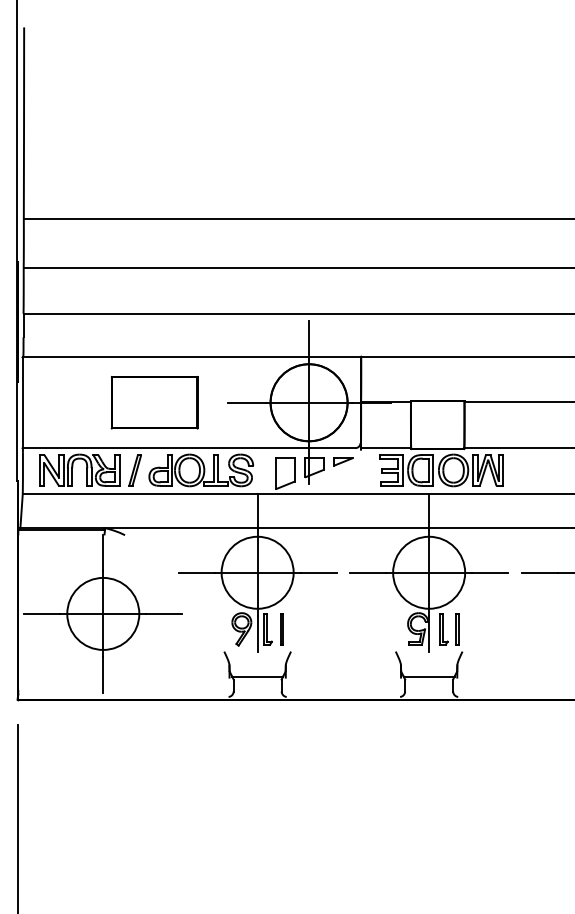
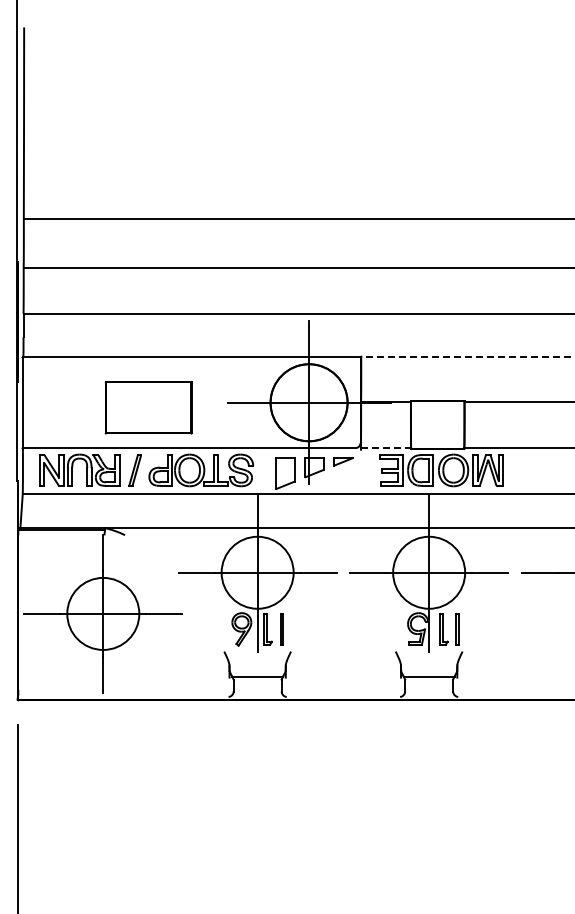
line: solid -> dashed (467, 356)
part position: (154, 402) -> (148, 407) (148, 407)
line: solid -> dashed (386, 448)
